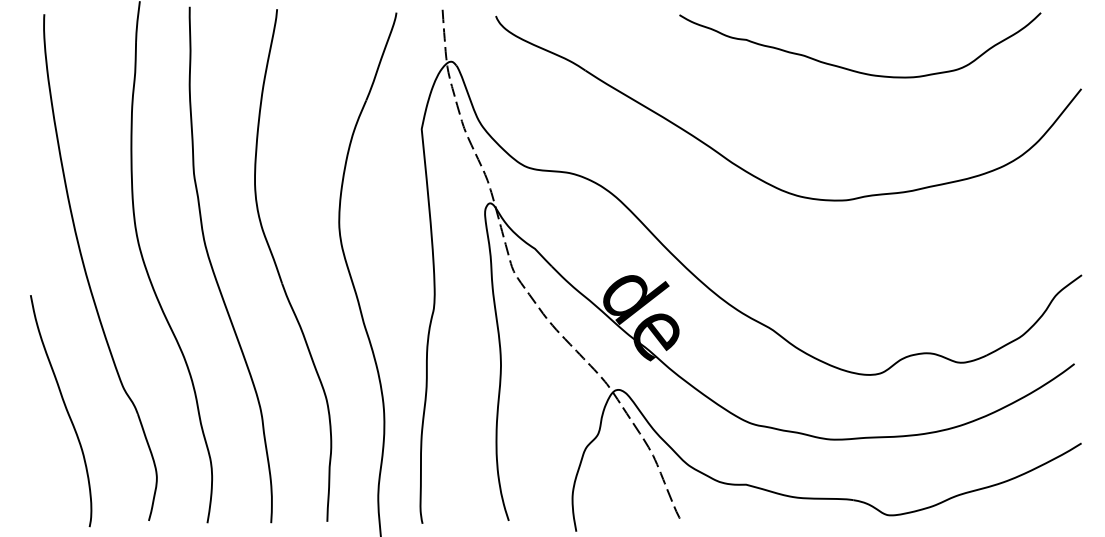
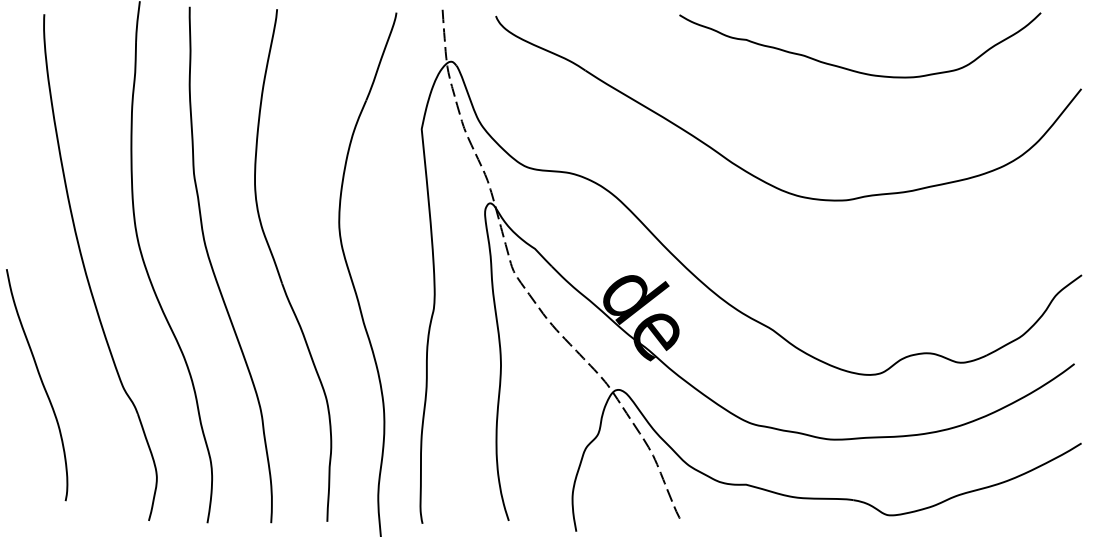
curve position: (65, 409) -> (41, 383) (41, 383)
